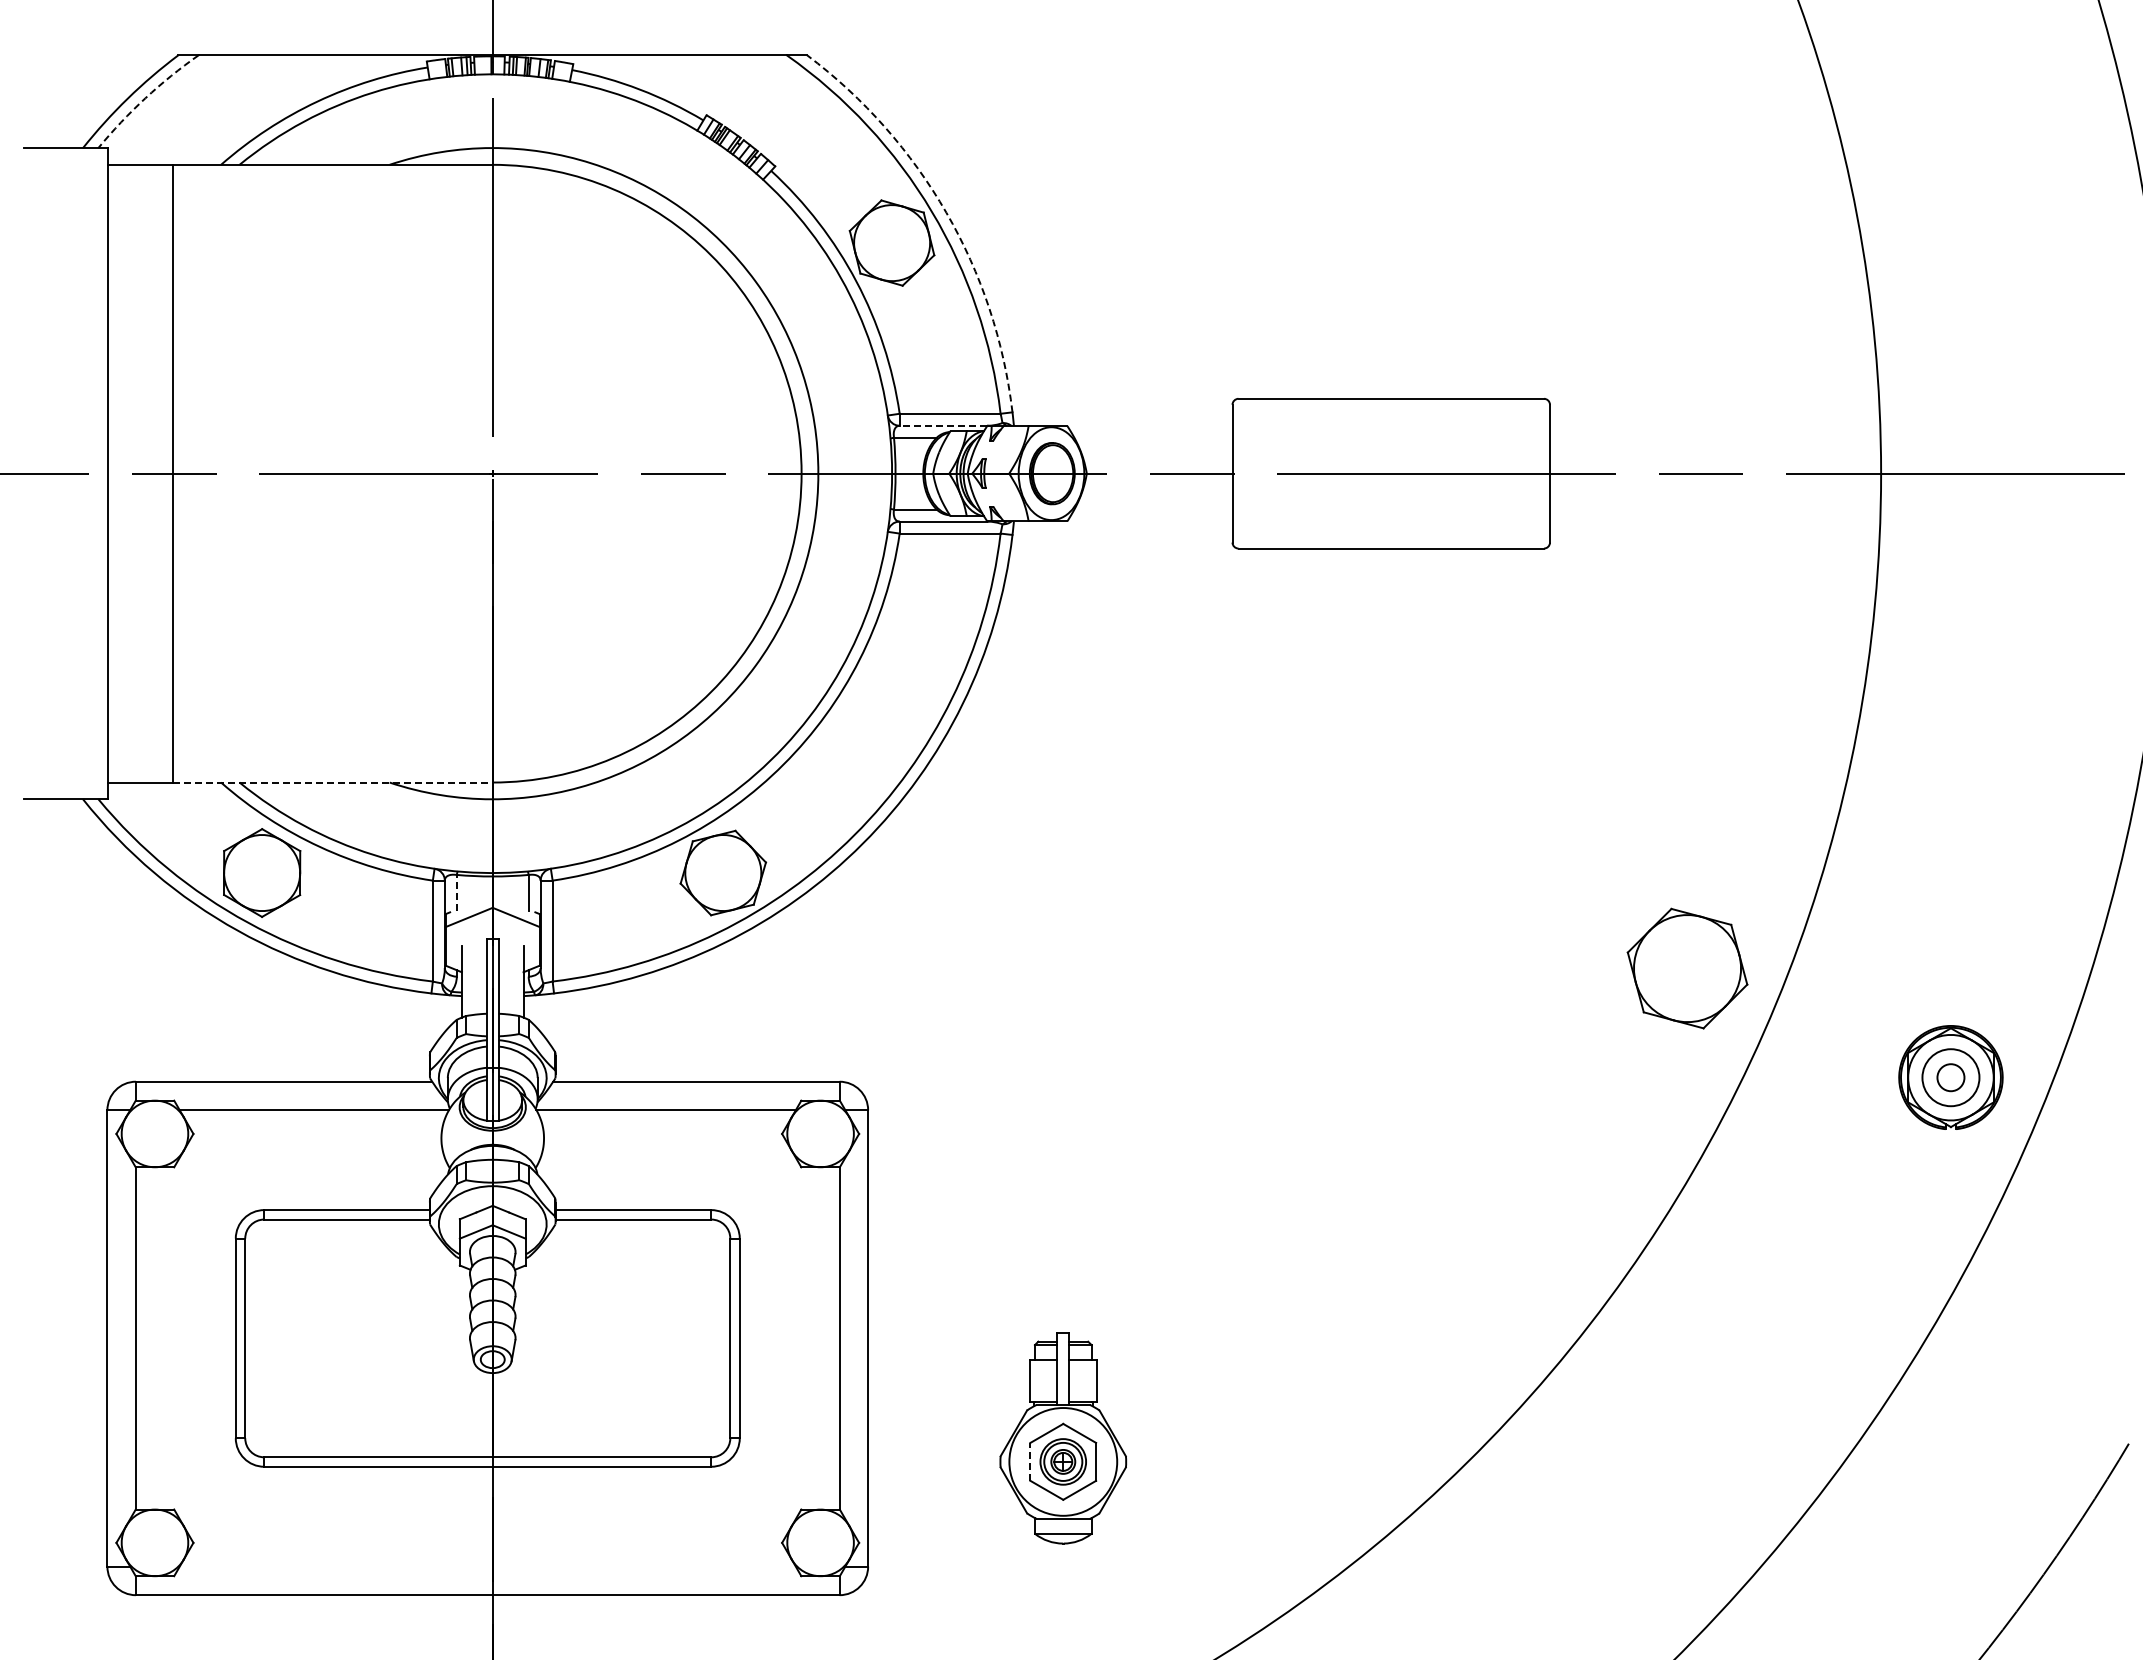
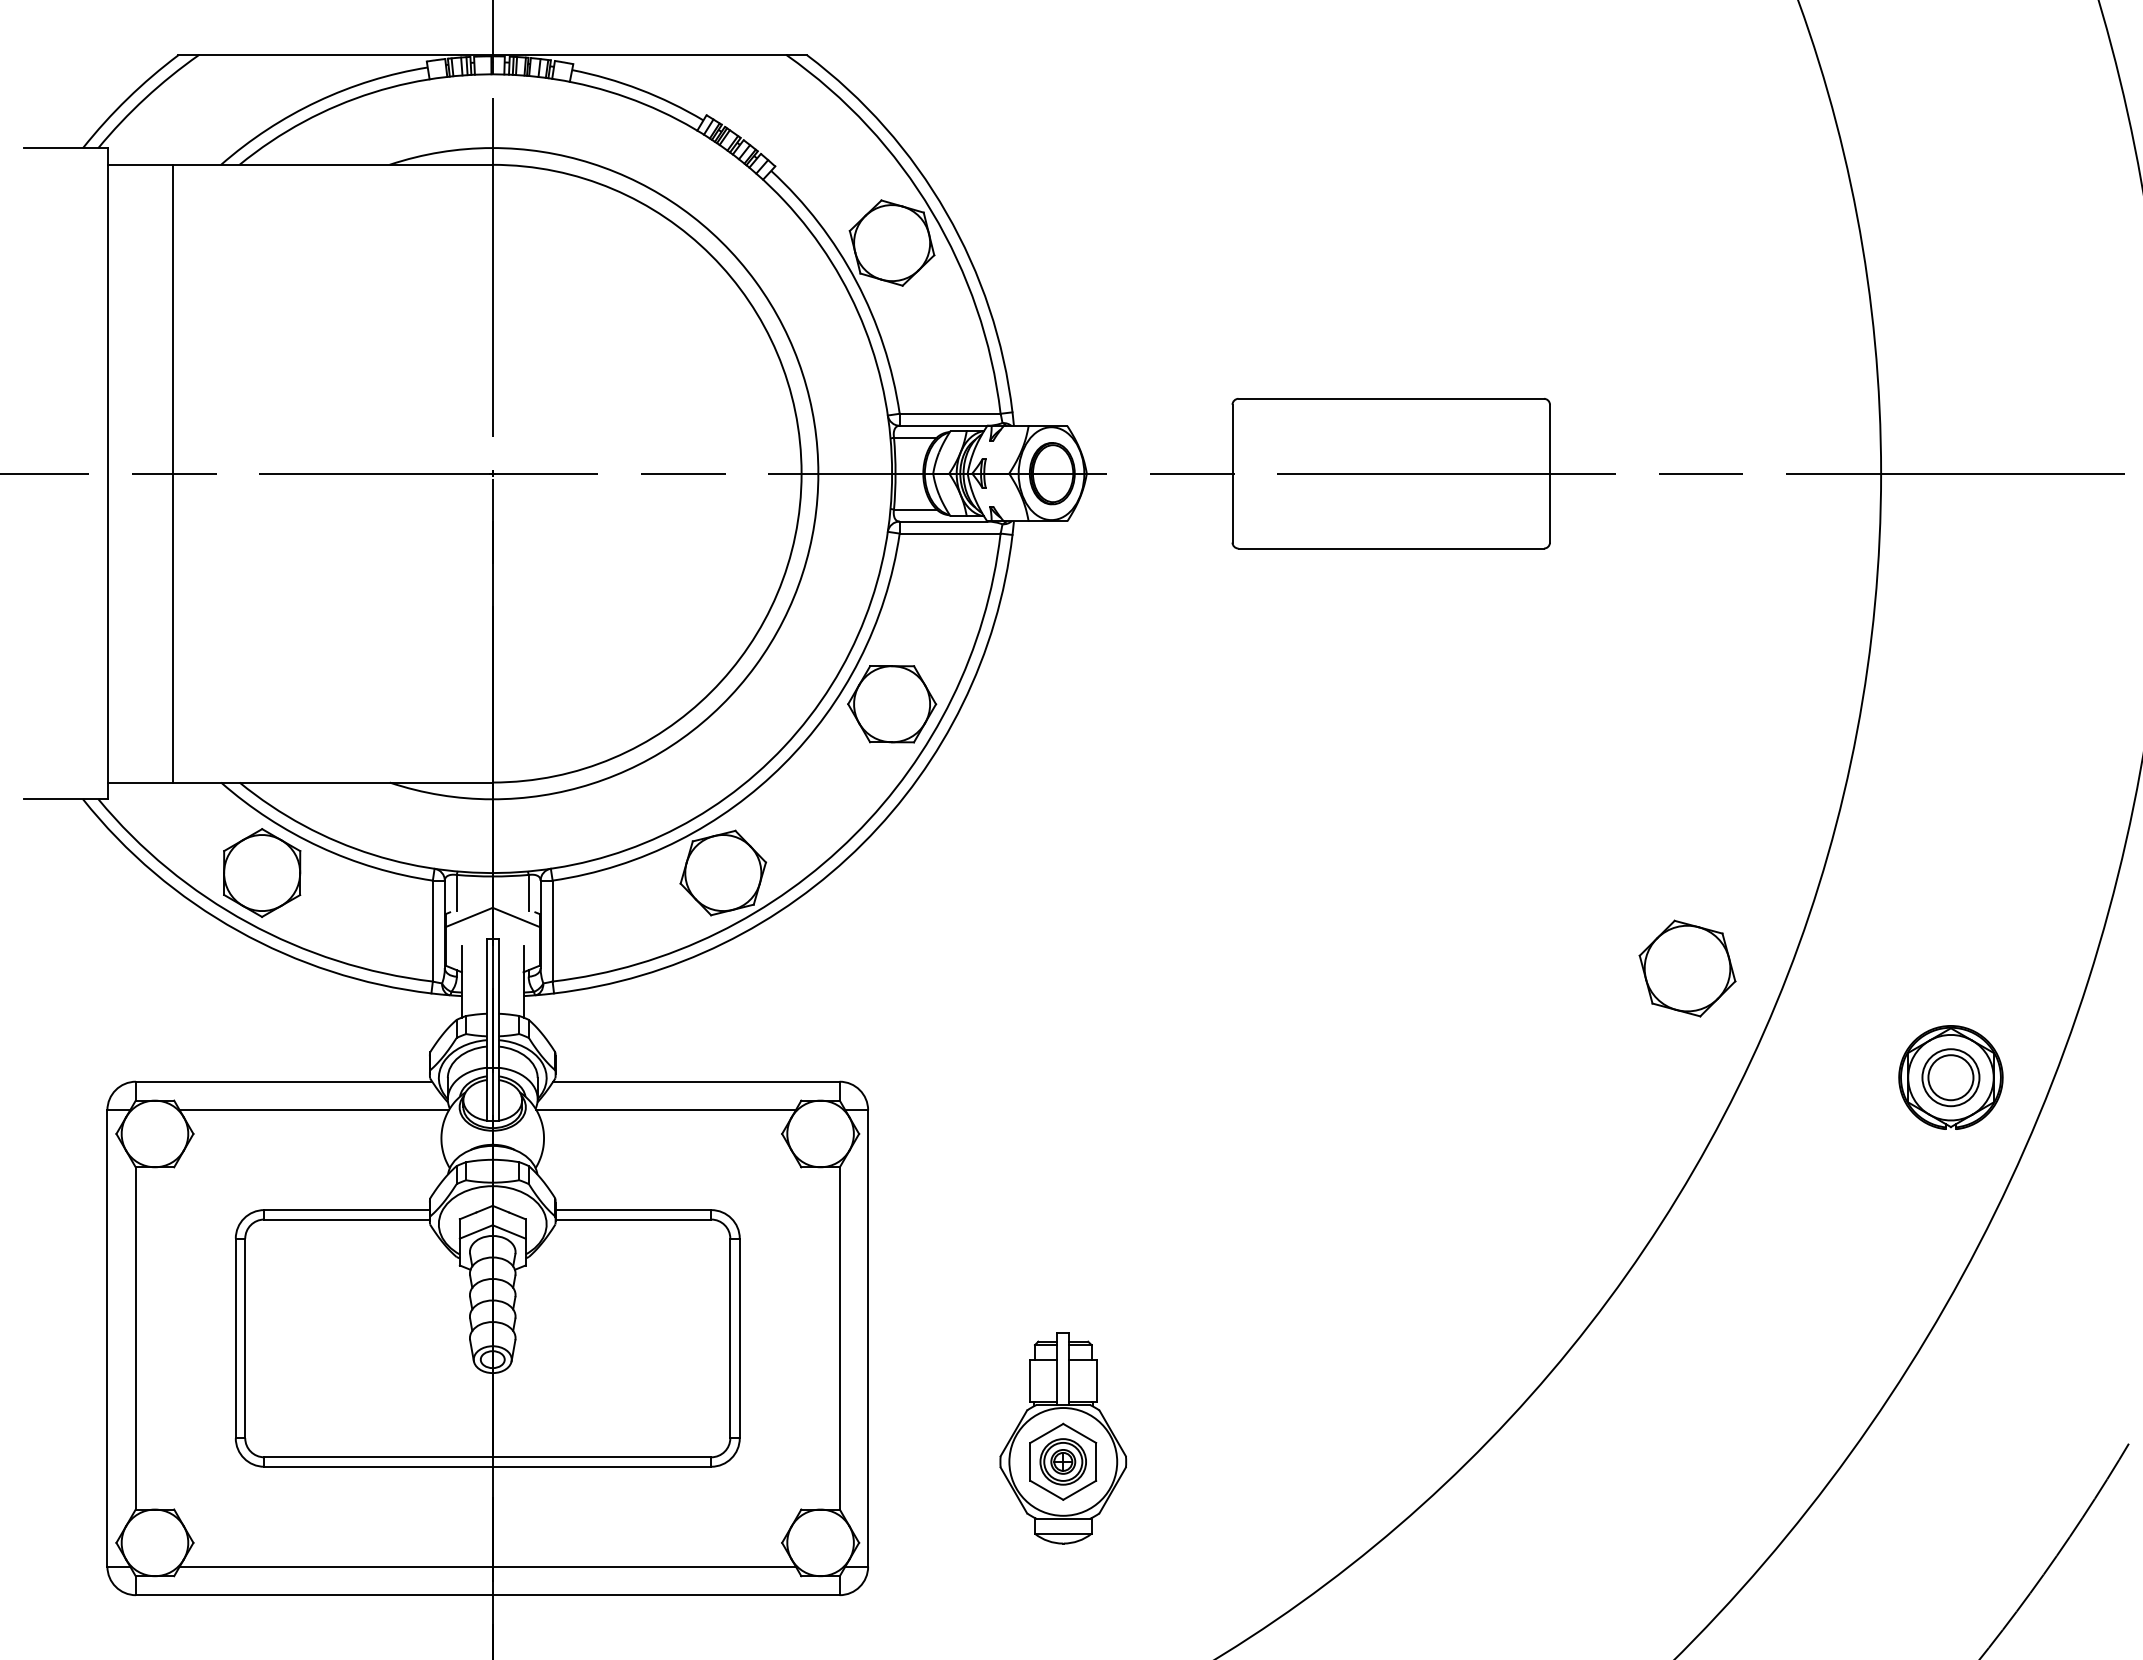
arc: dashed -> solid (145, 98)
arc: dashed -> solid (946, 212)
line: dashed -> solid (943, 425)
part: none -> present (892, 704)
line: dashed -> solid (333, 782)
line: dashed -> solid (456, 892)
part size: 123x123 px -> 99x99 px (1687, 968)
circle diameter: 27 px -> 45 px (1950, 1077)
line: dashed -> solid (1030, 1461)
line: none -> present (487, 1566)
